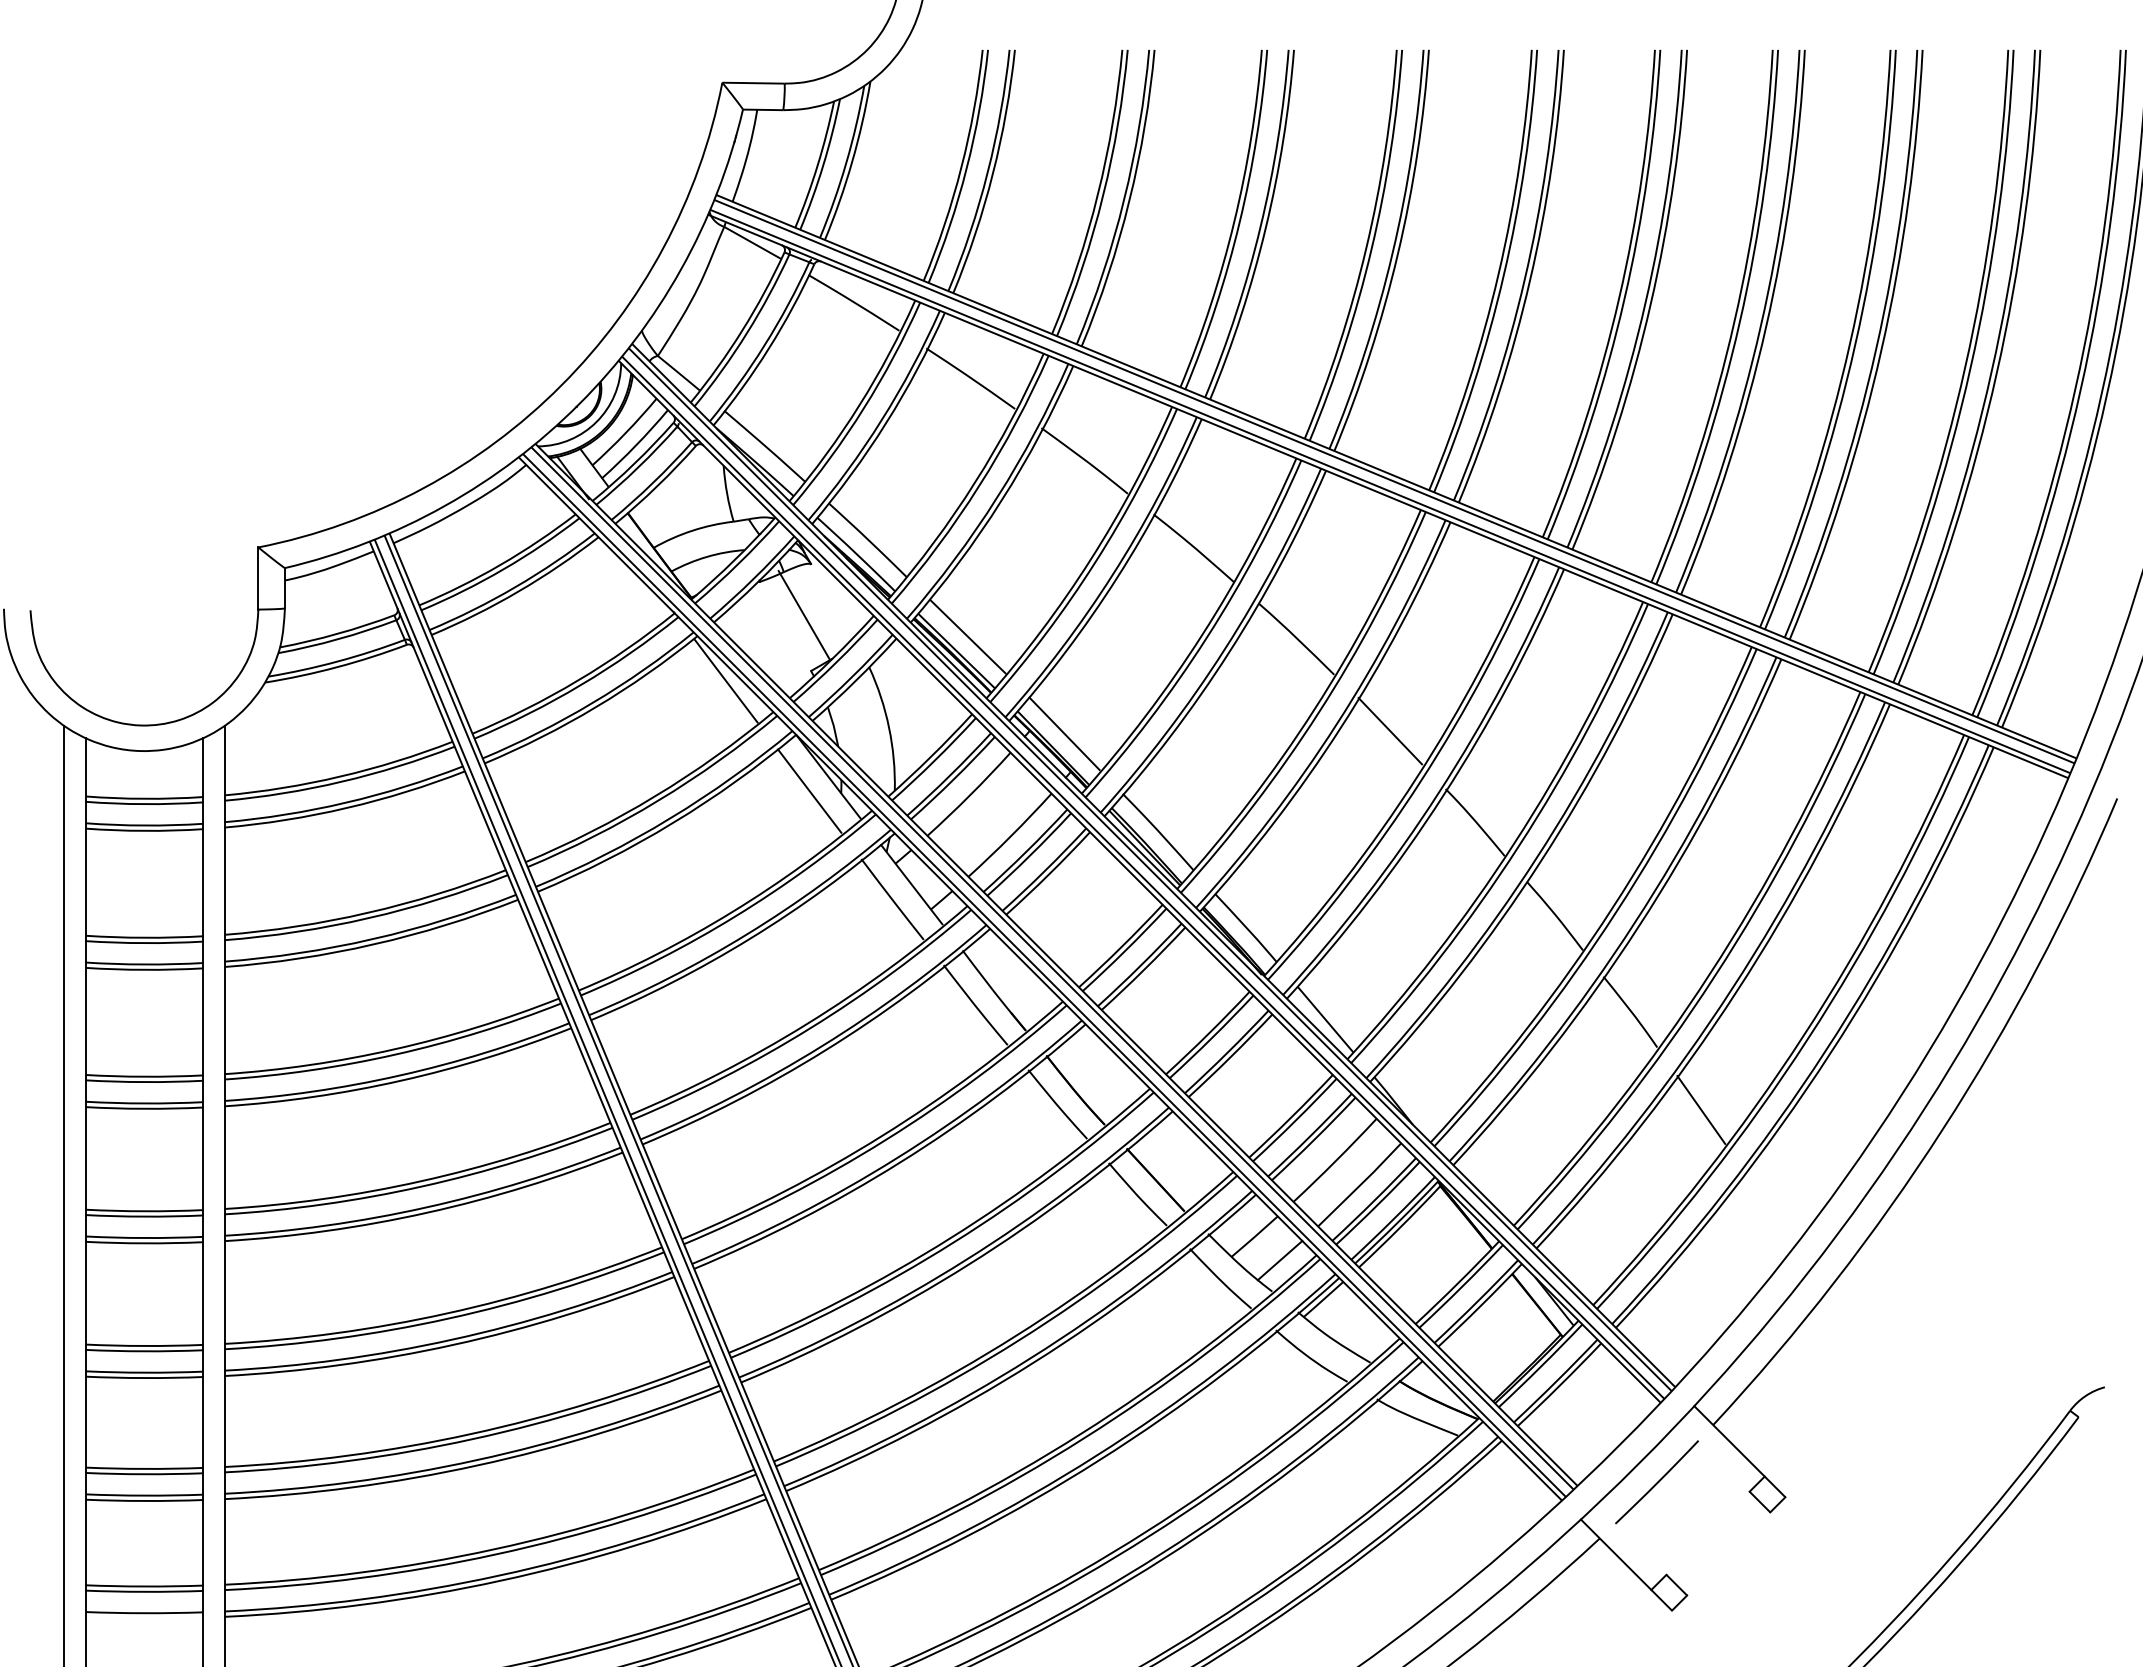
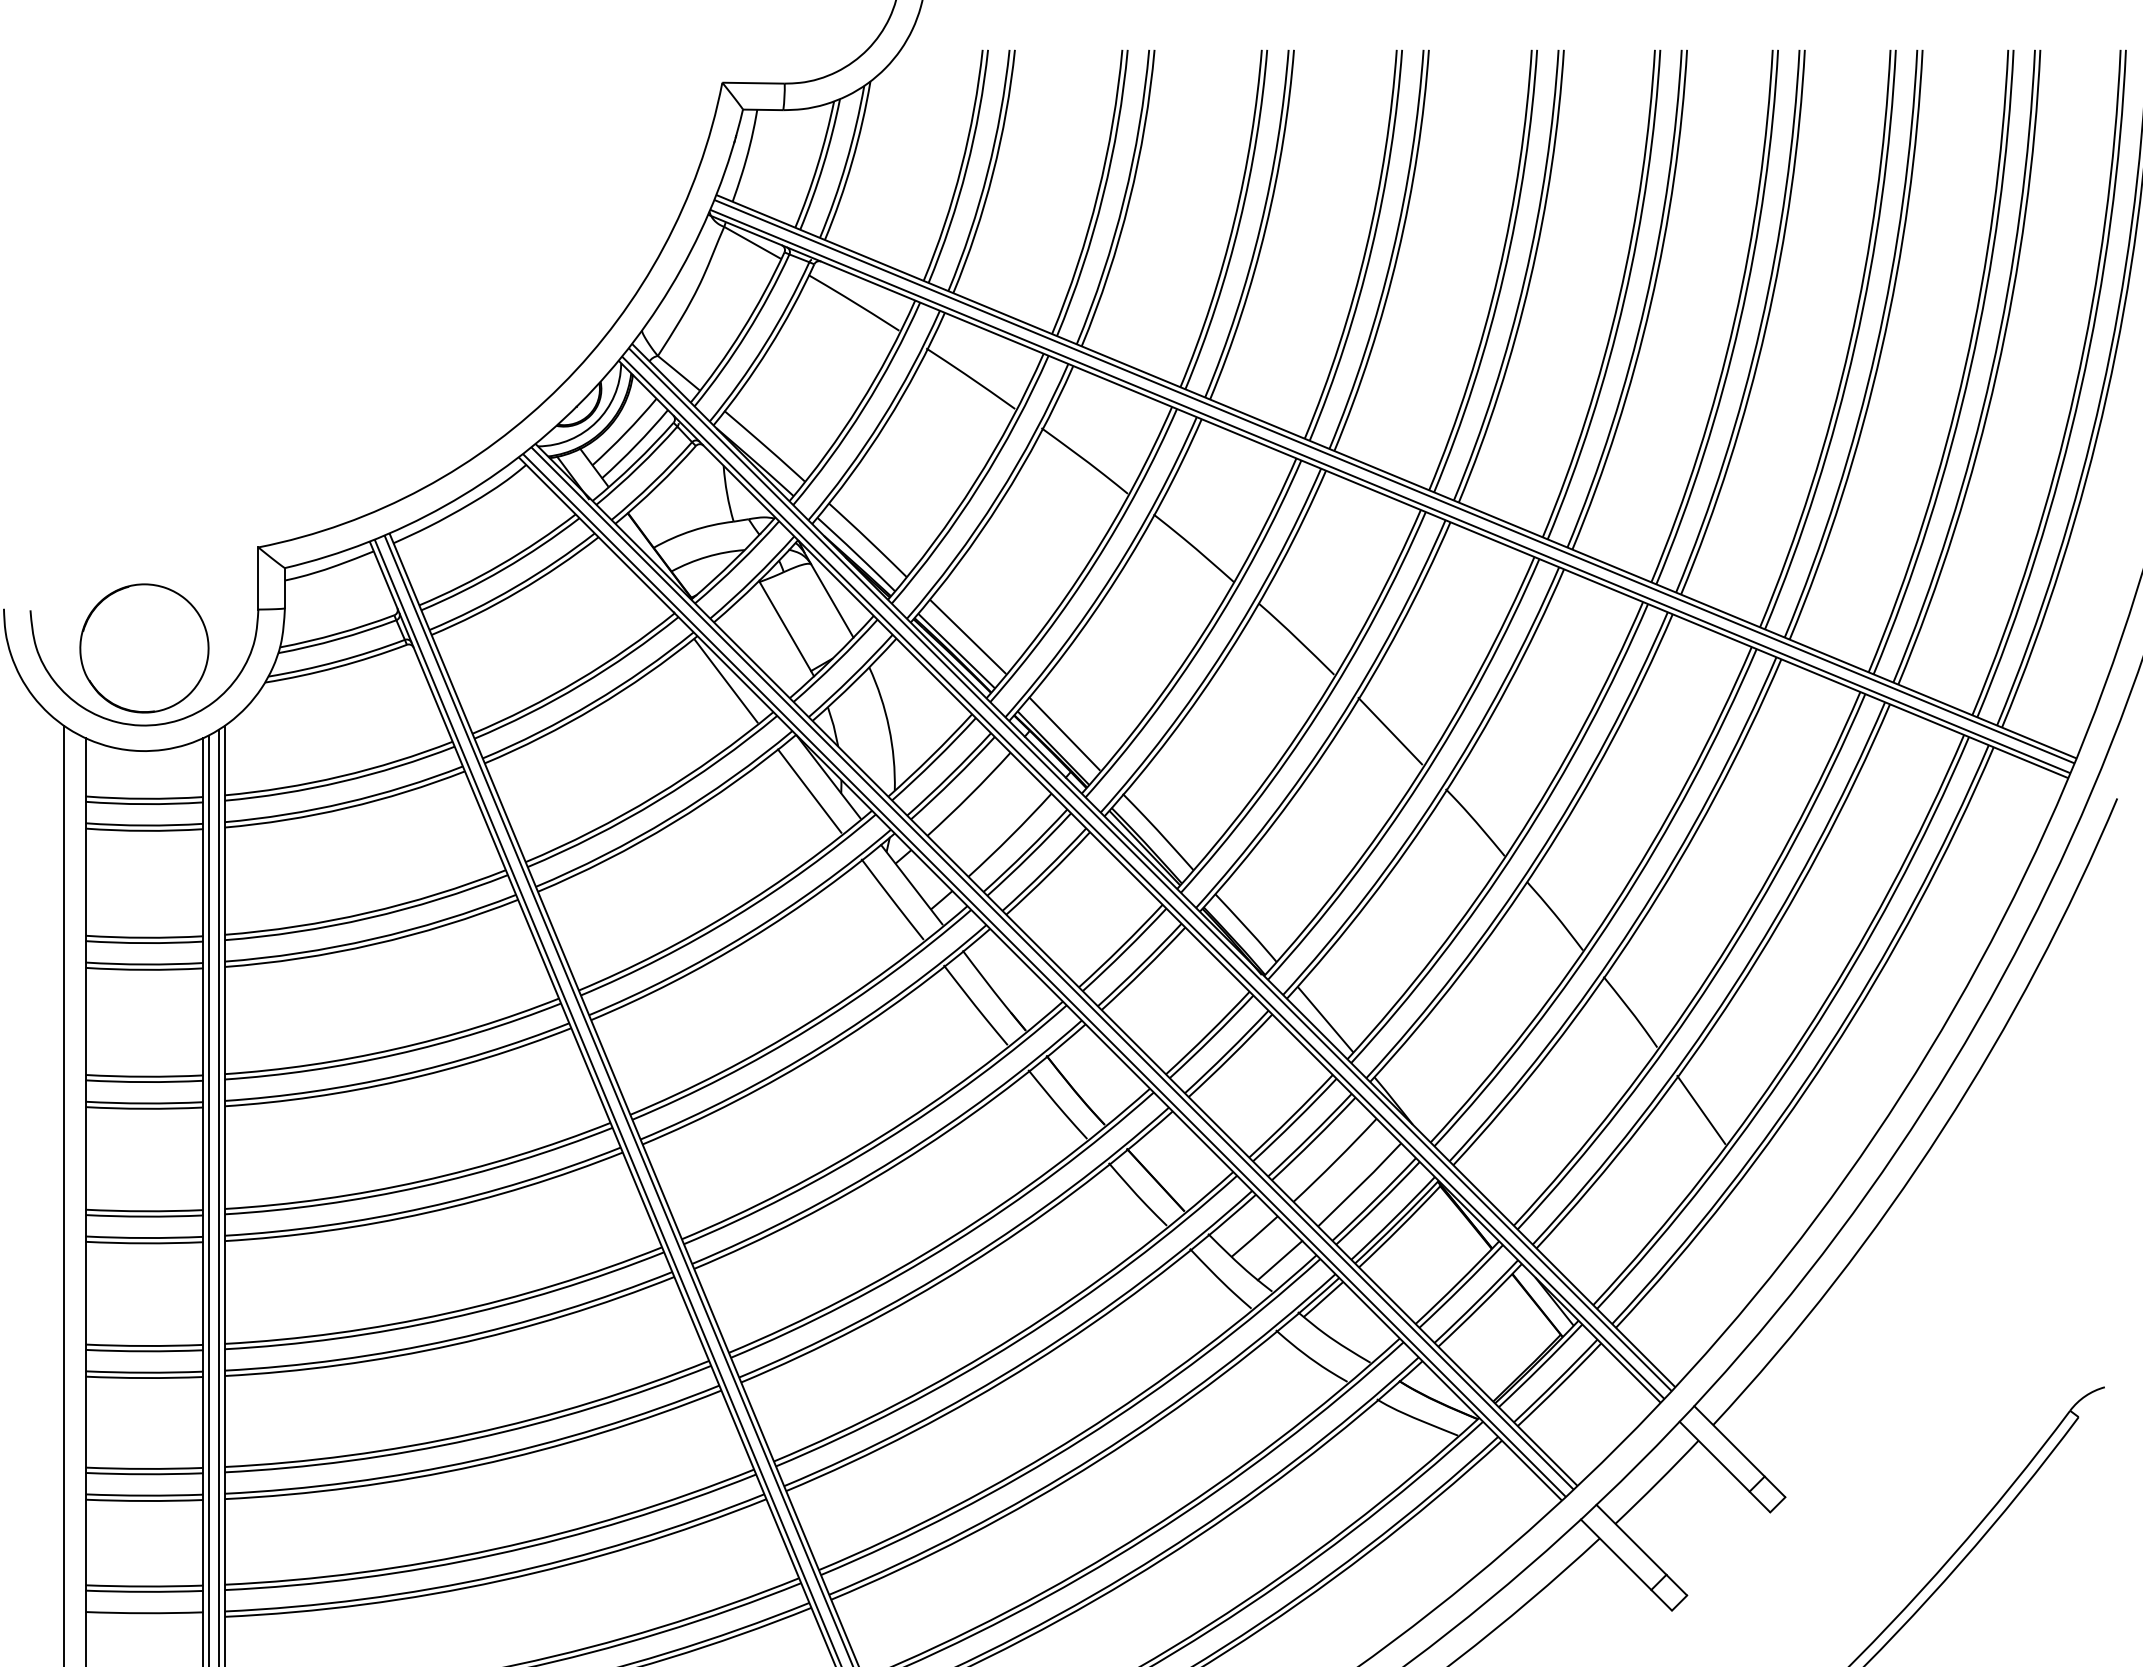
line: none -> present (832, 600)
line position: (804, 615) -> (785, 626) (785, 626)
part: none -> present (144, 648)
line: none -> present (219, 1196)
line: none -> present (208, 1199)
line: none -> present (1714, 1456)
line: none -> present (1631, 1539)
